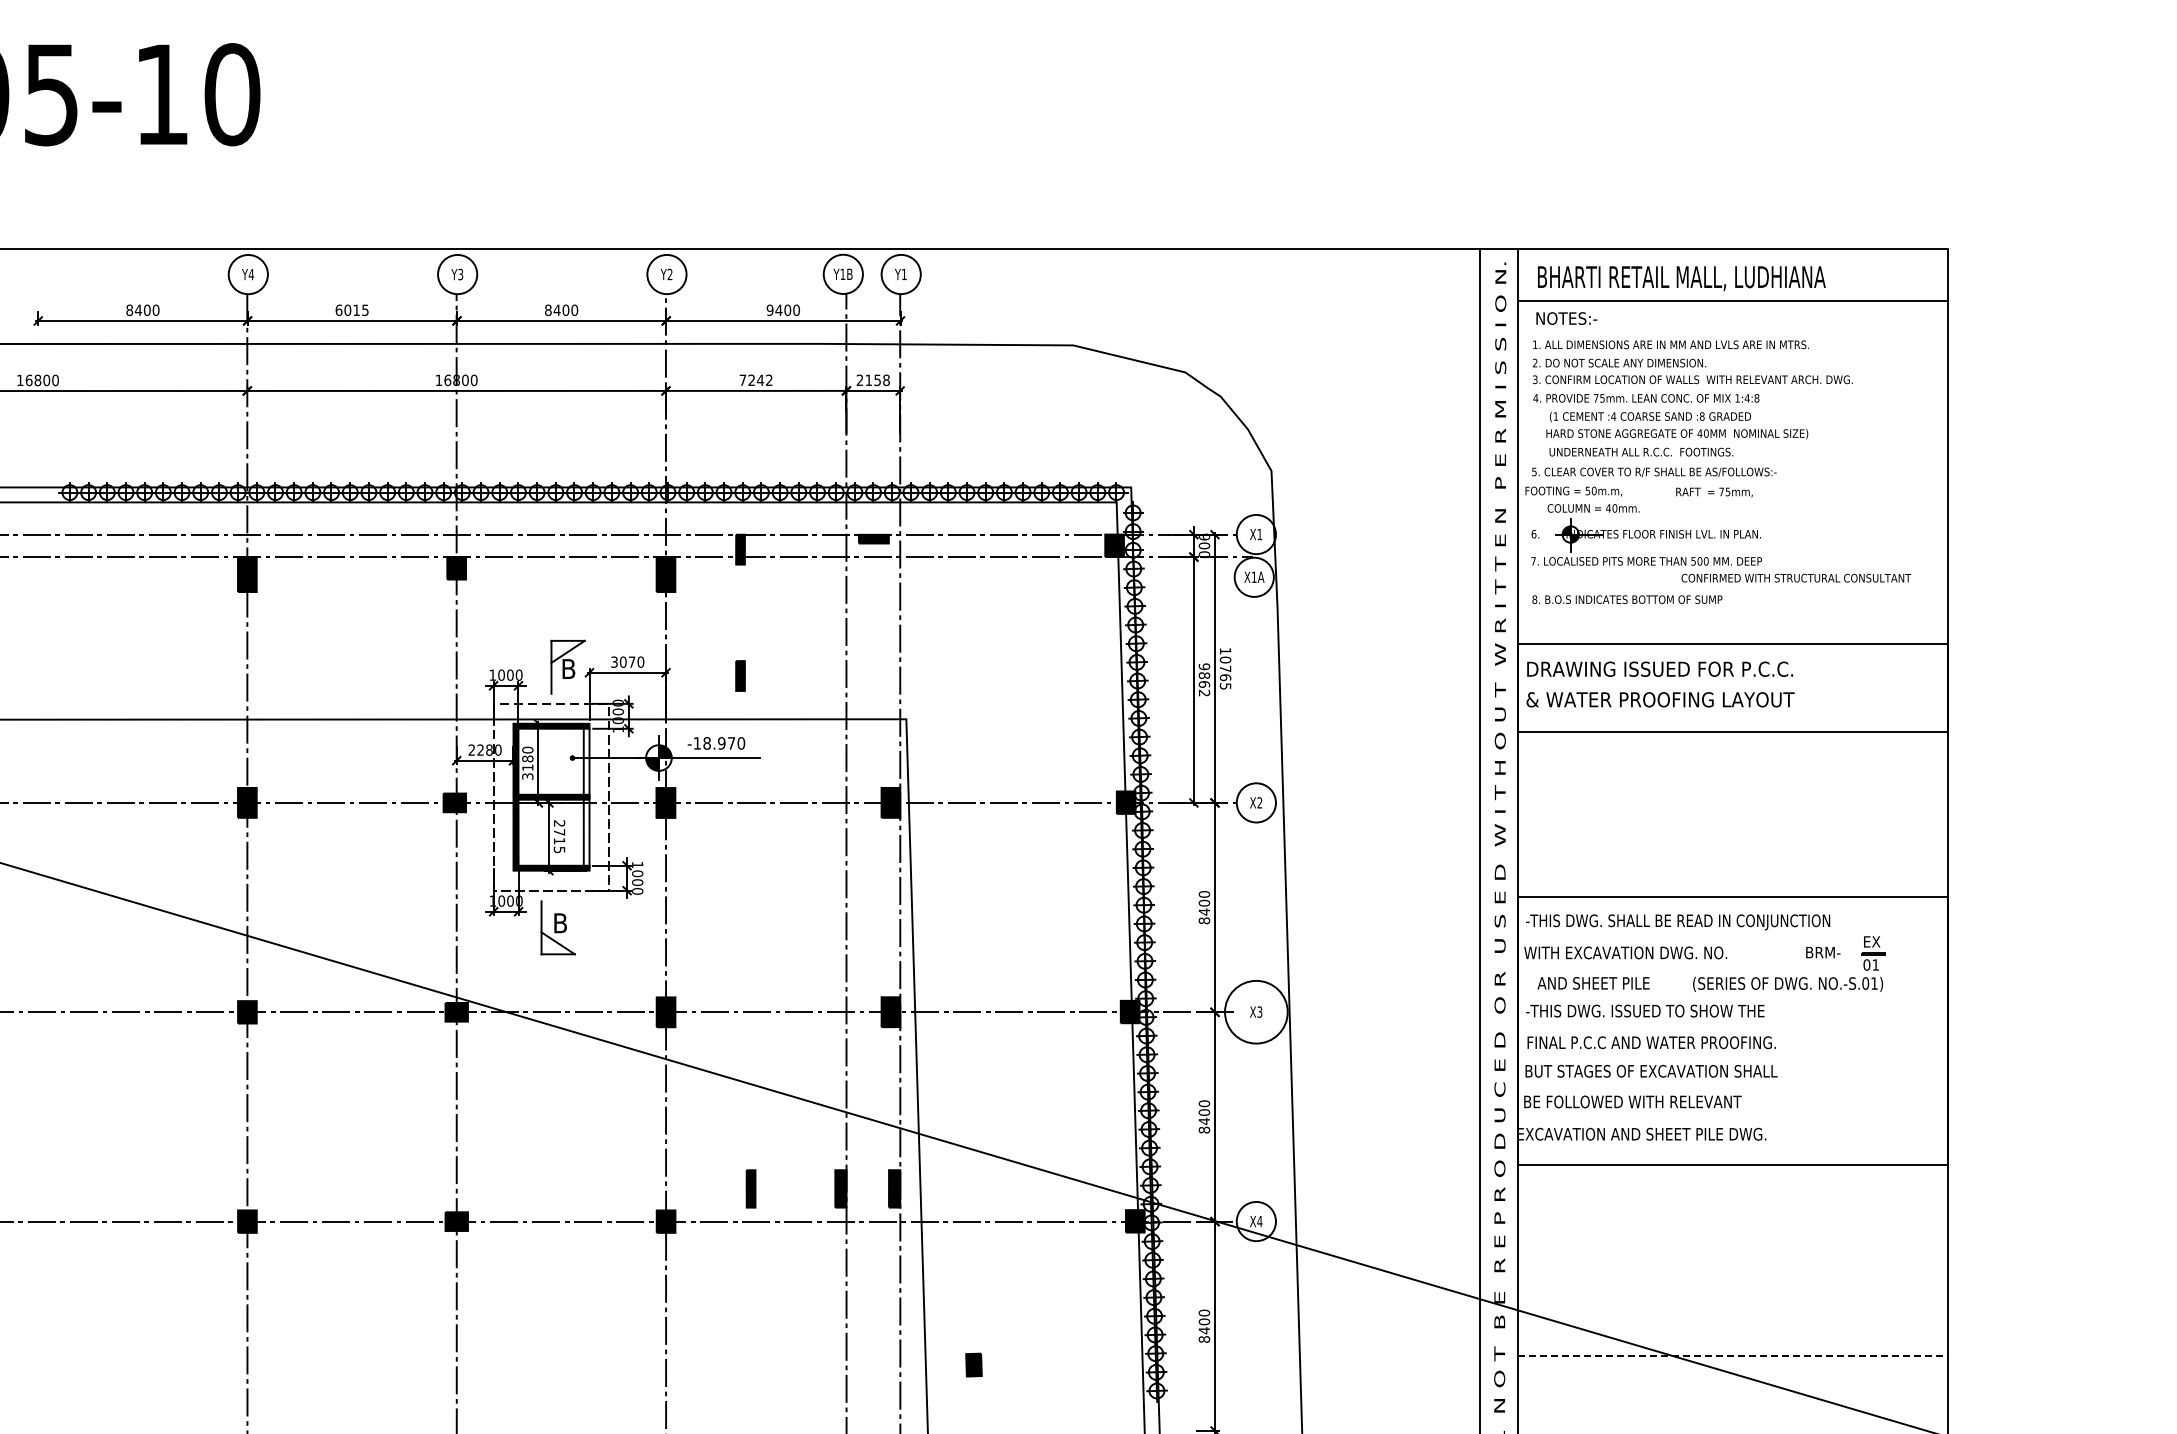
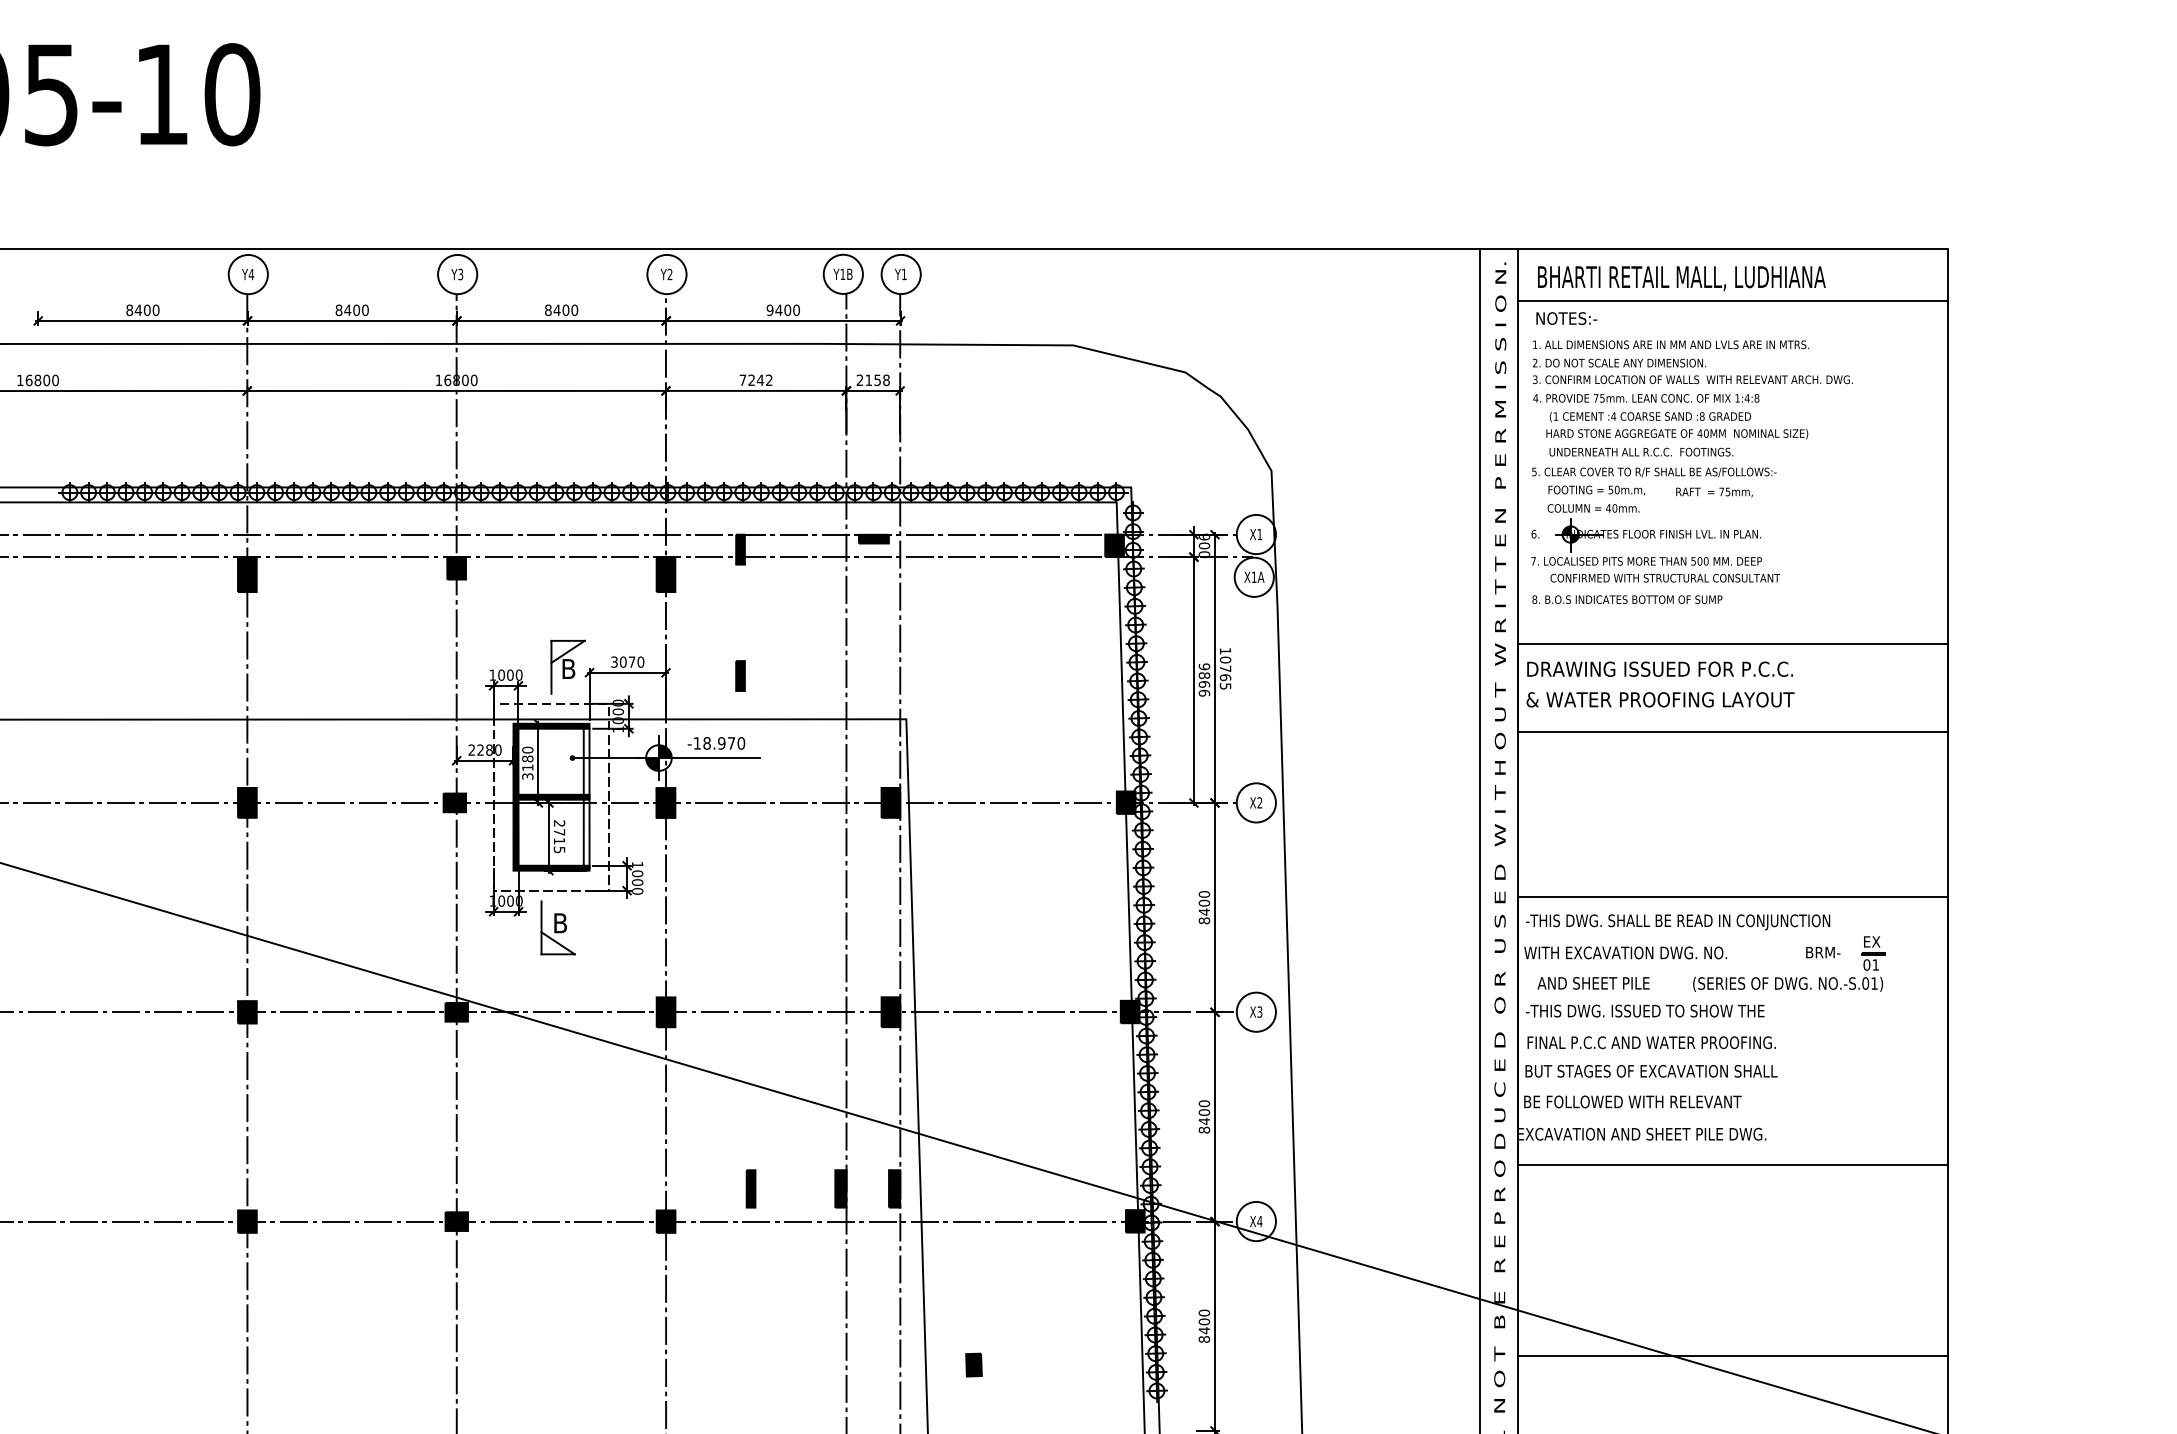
text: 6015 -> 8400 (351, 310)
text position: (1573, 491) -> (1596, 490) (1596, 490)
text position: (1796, 577) -> (1665, 577) (1665, 577)
text: 9862 -> 9866 (1204, 692)
circle diameter: 63 px -> 39 px (1255, 1011)
line: dashed -> solid (1732, 1356)
